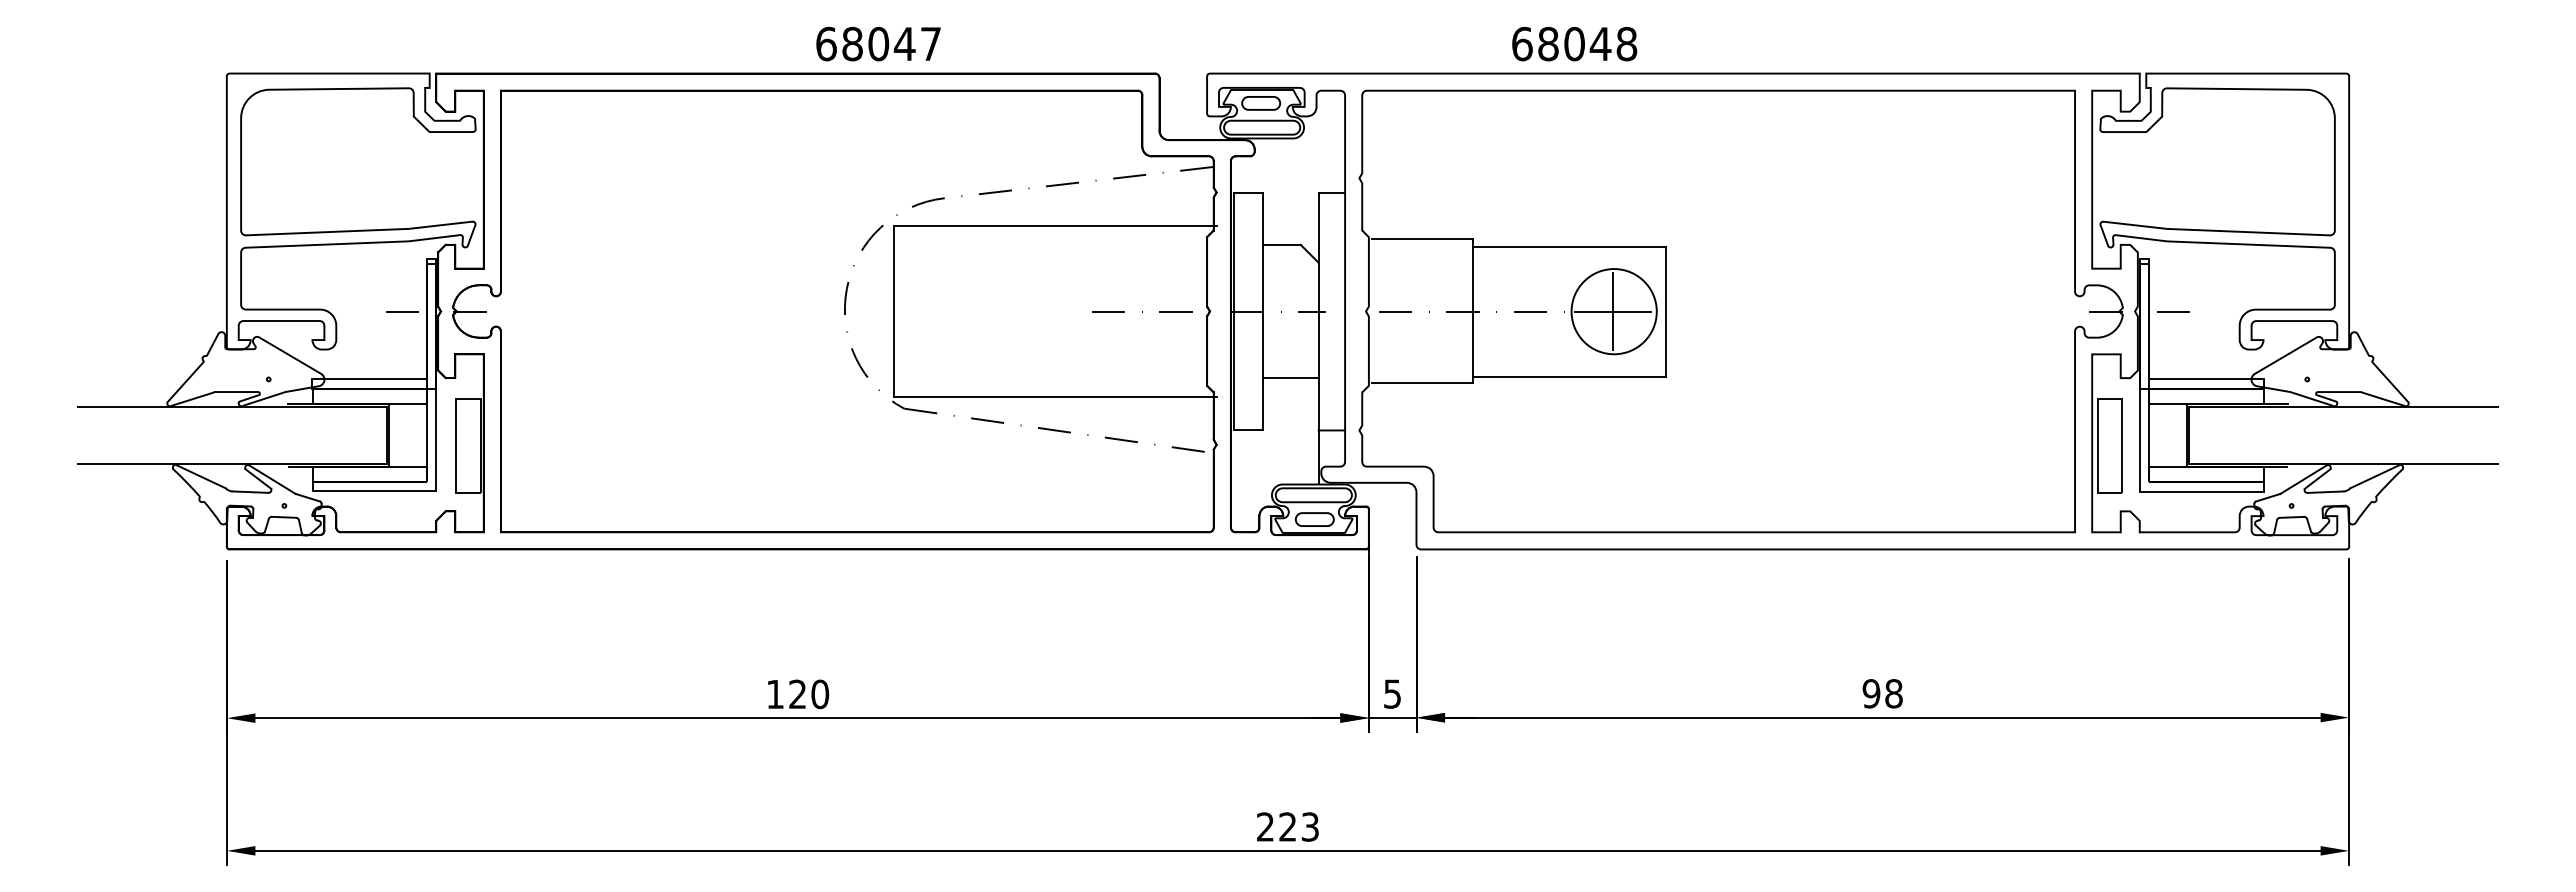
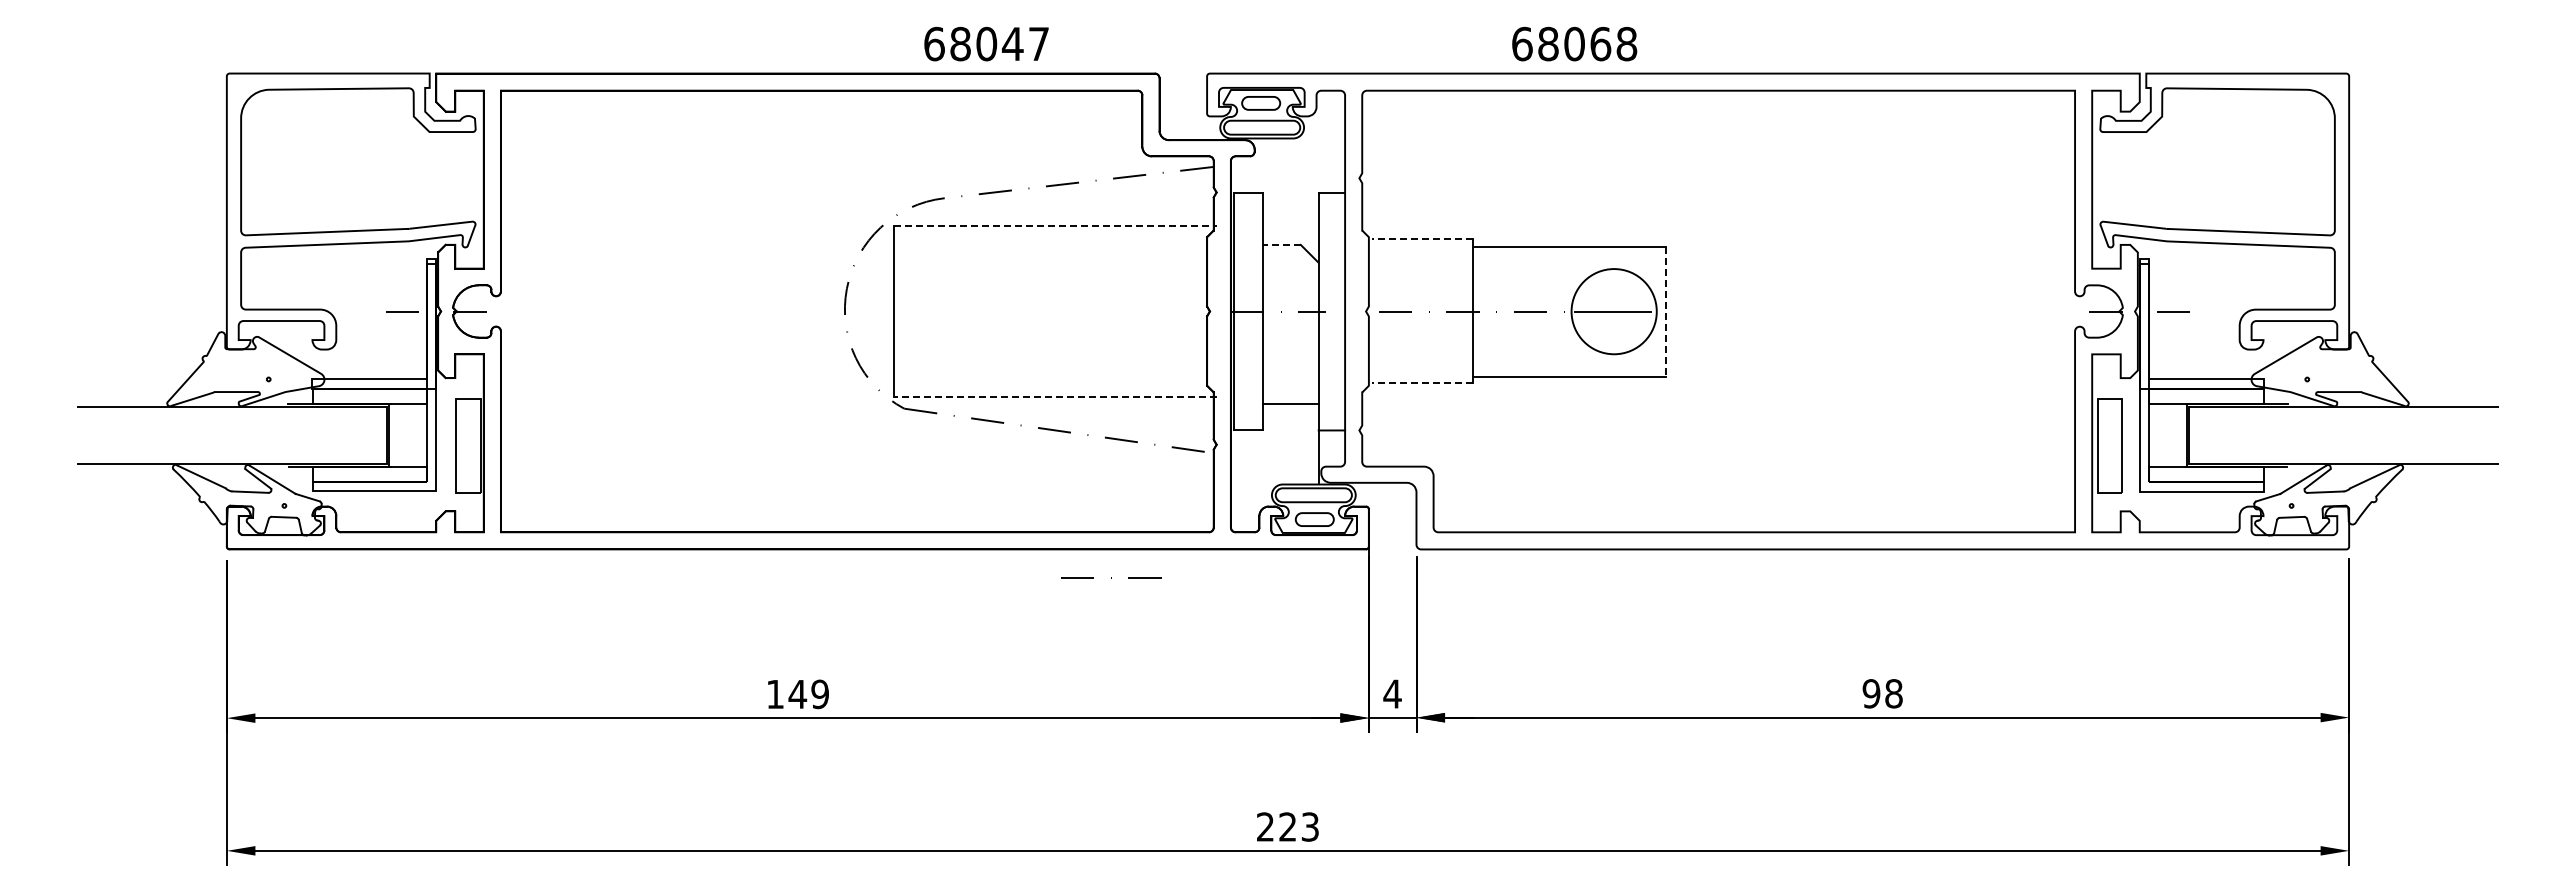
text position: (878, 43) -> (986, 43) (986, 43)
text: 68048 -> 68068 (1600, 43)
line: solid -> dashed (1055, 225)
line: solid -> dashed (1422, 238)
line: solid -> dashed (1281, 244)
line position: (1142, 311) -> (1111, 577) (1111, 577)
line: present -> none (1612, 311)
line: solid -> dashed (1665, 312)
line position: (1290, 378) -> (1290, 404) (1290, 404)
line: solid -> dashed (1422, 382)
line: solid -> dashed (1054, 397)
text: 5 -> 4 (1392, 693)
text: 120 -> 149 (808, 694)
